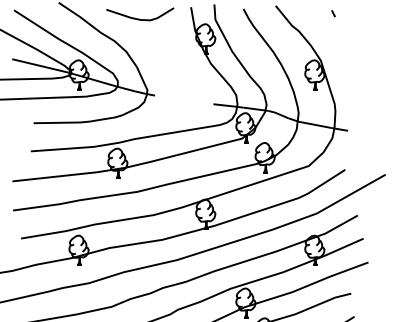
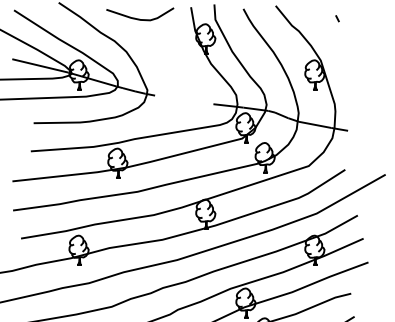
line position: (333, 13) -> (337, 18) (337, 18)
